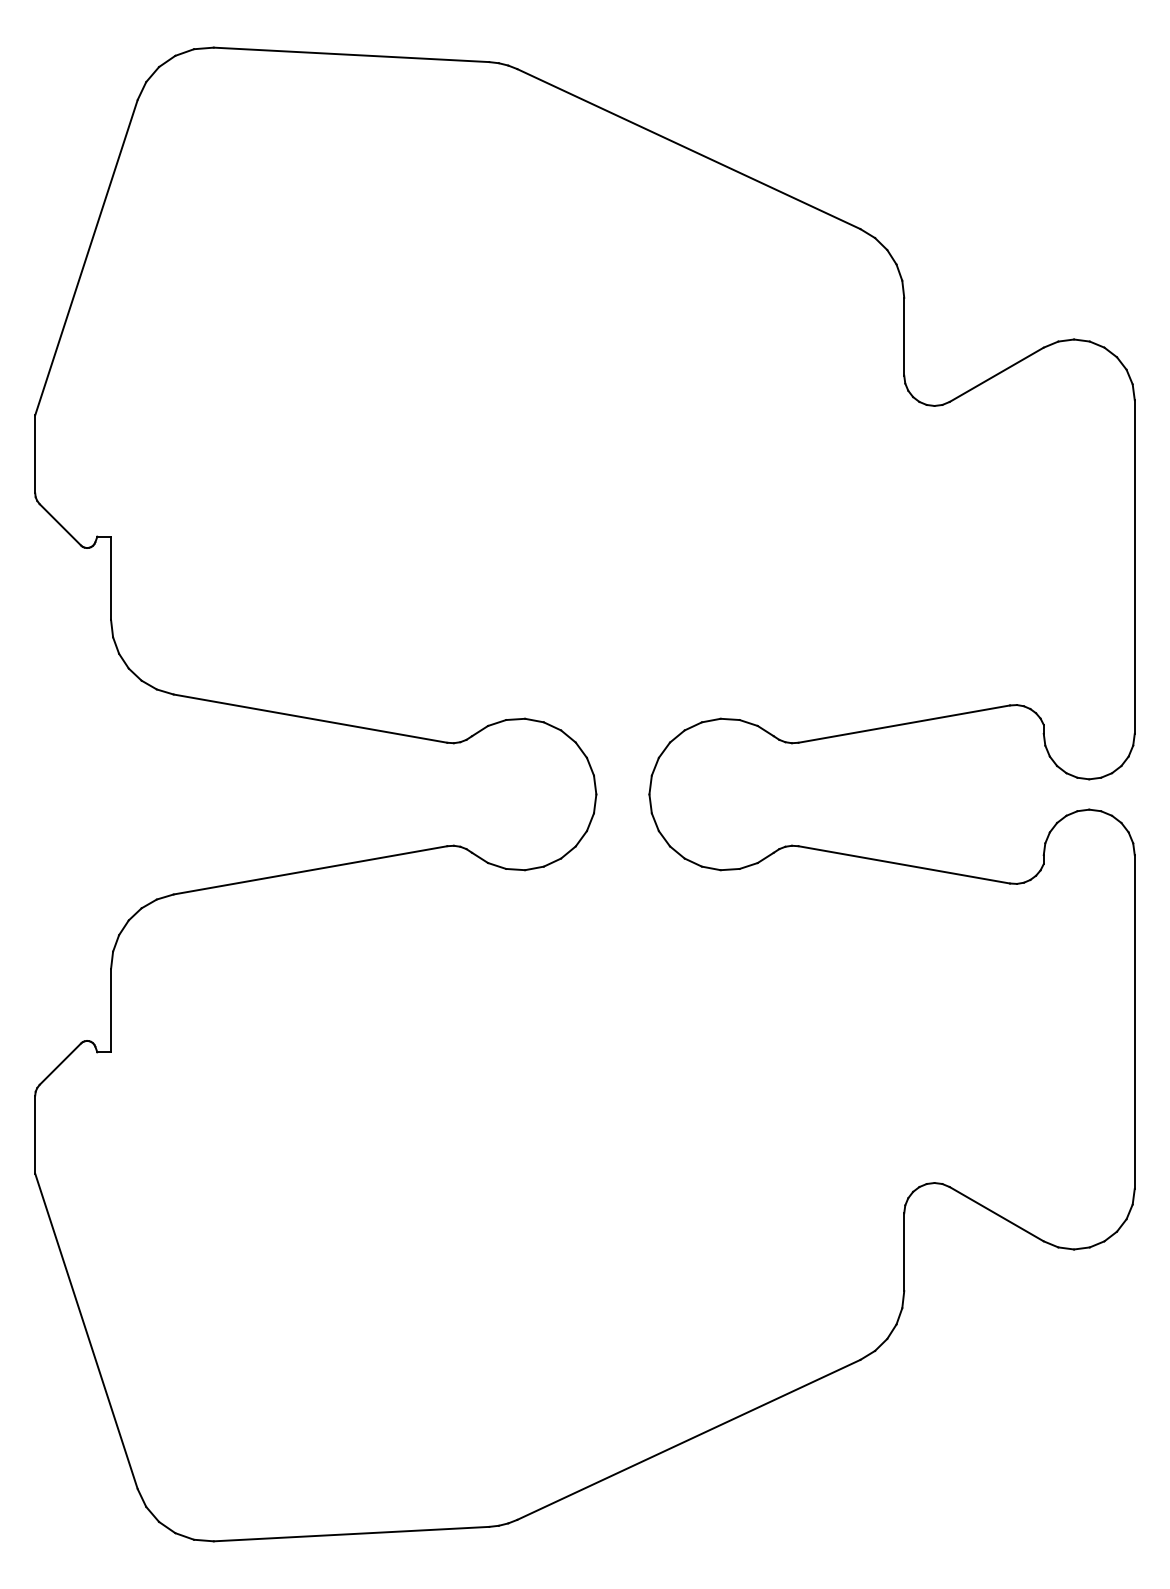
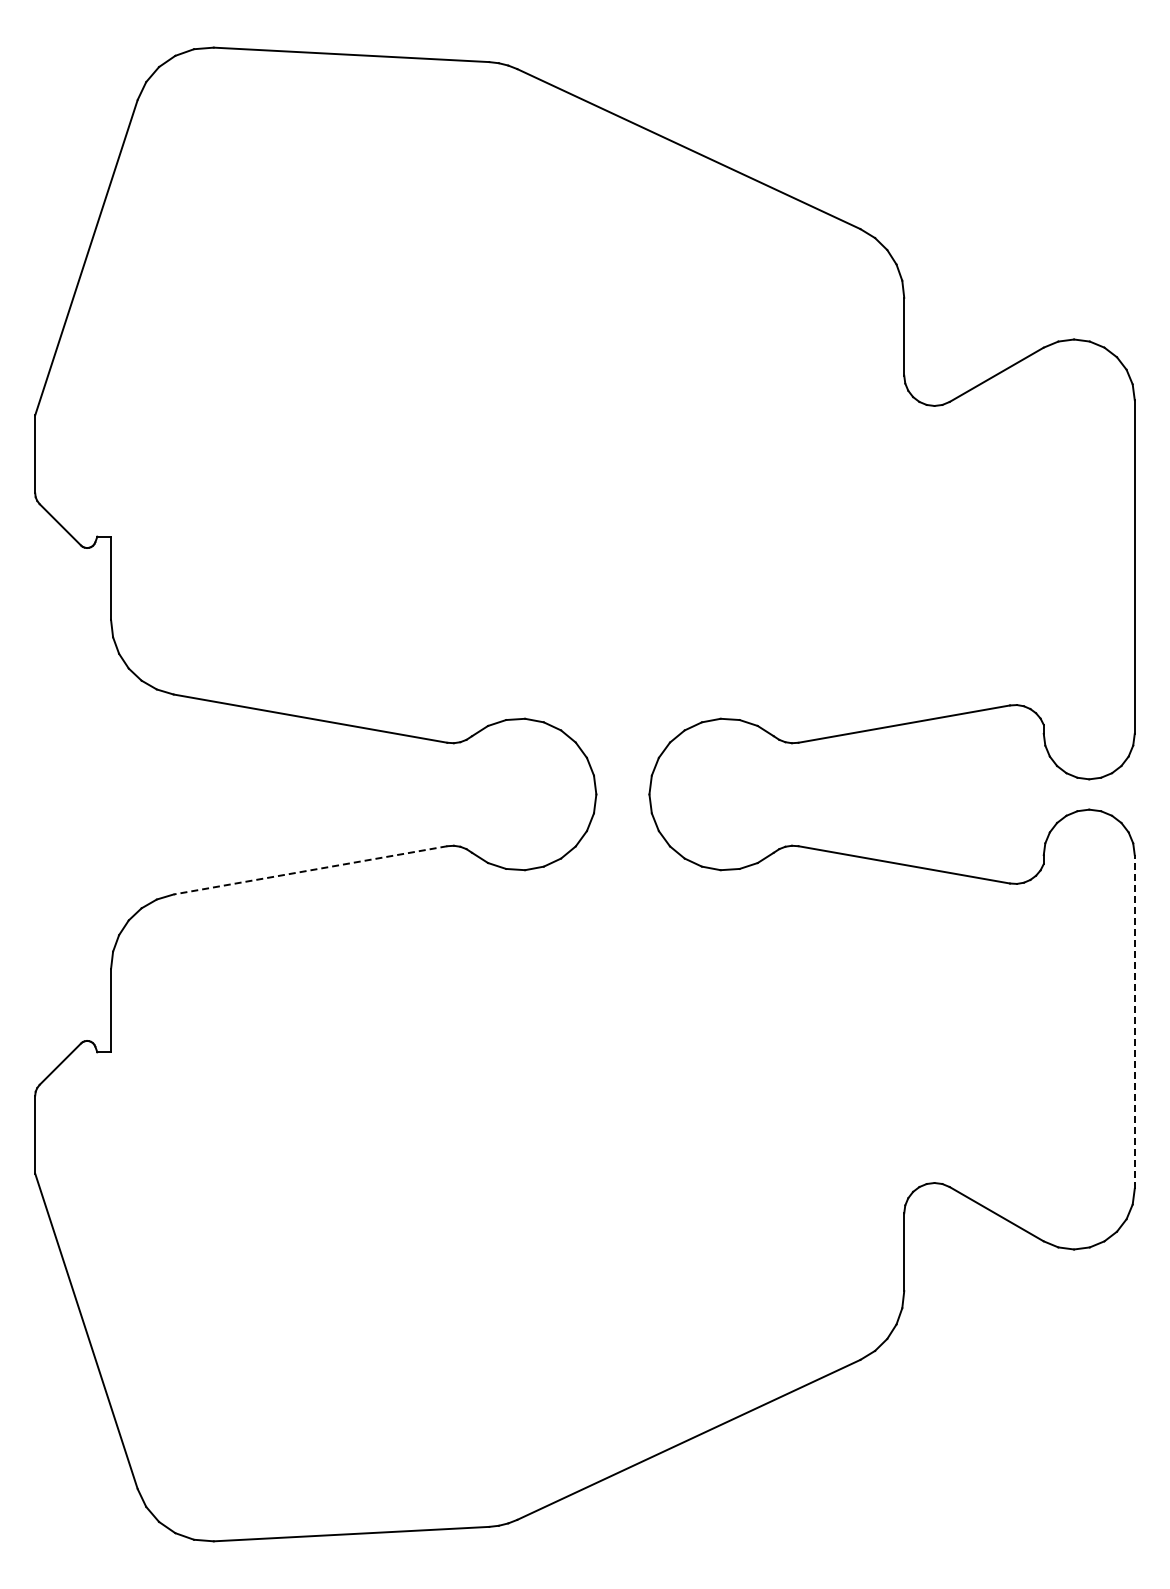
line: solid -> dashed (310, 870)
line: solid -> dashed (1134, 1021)
